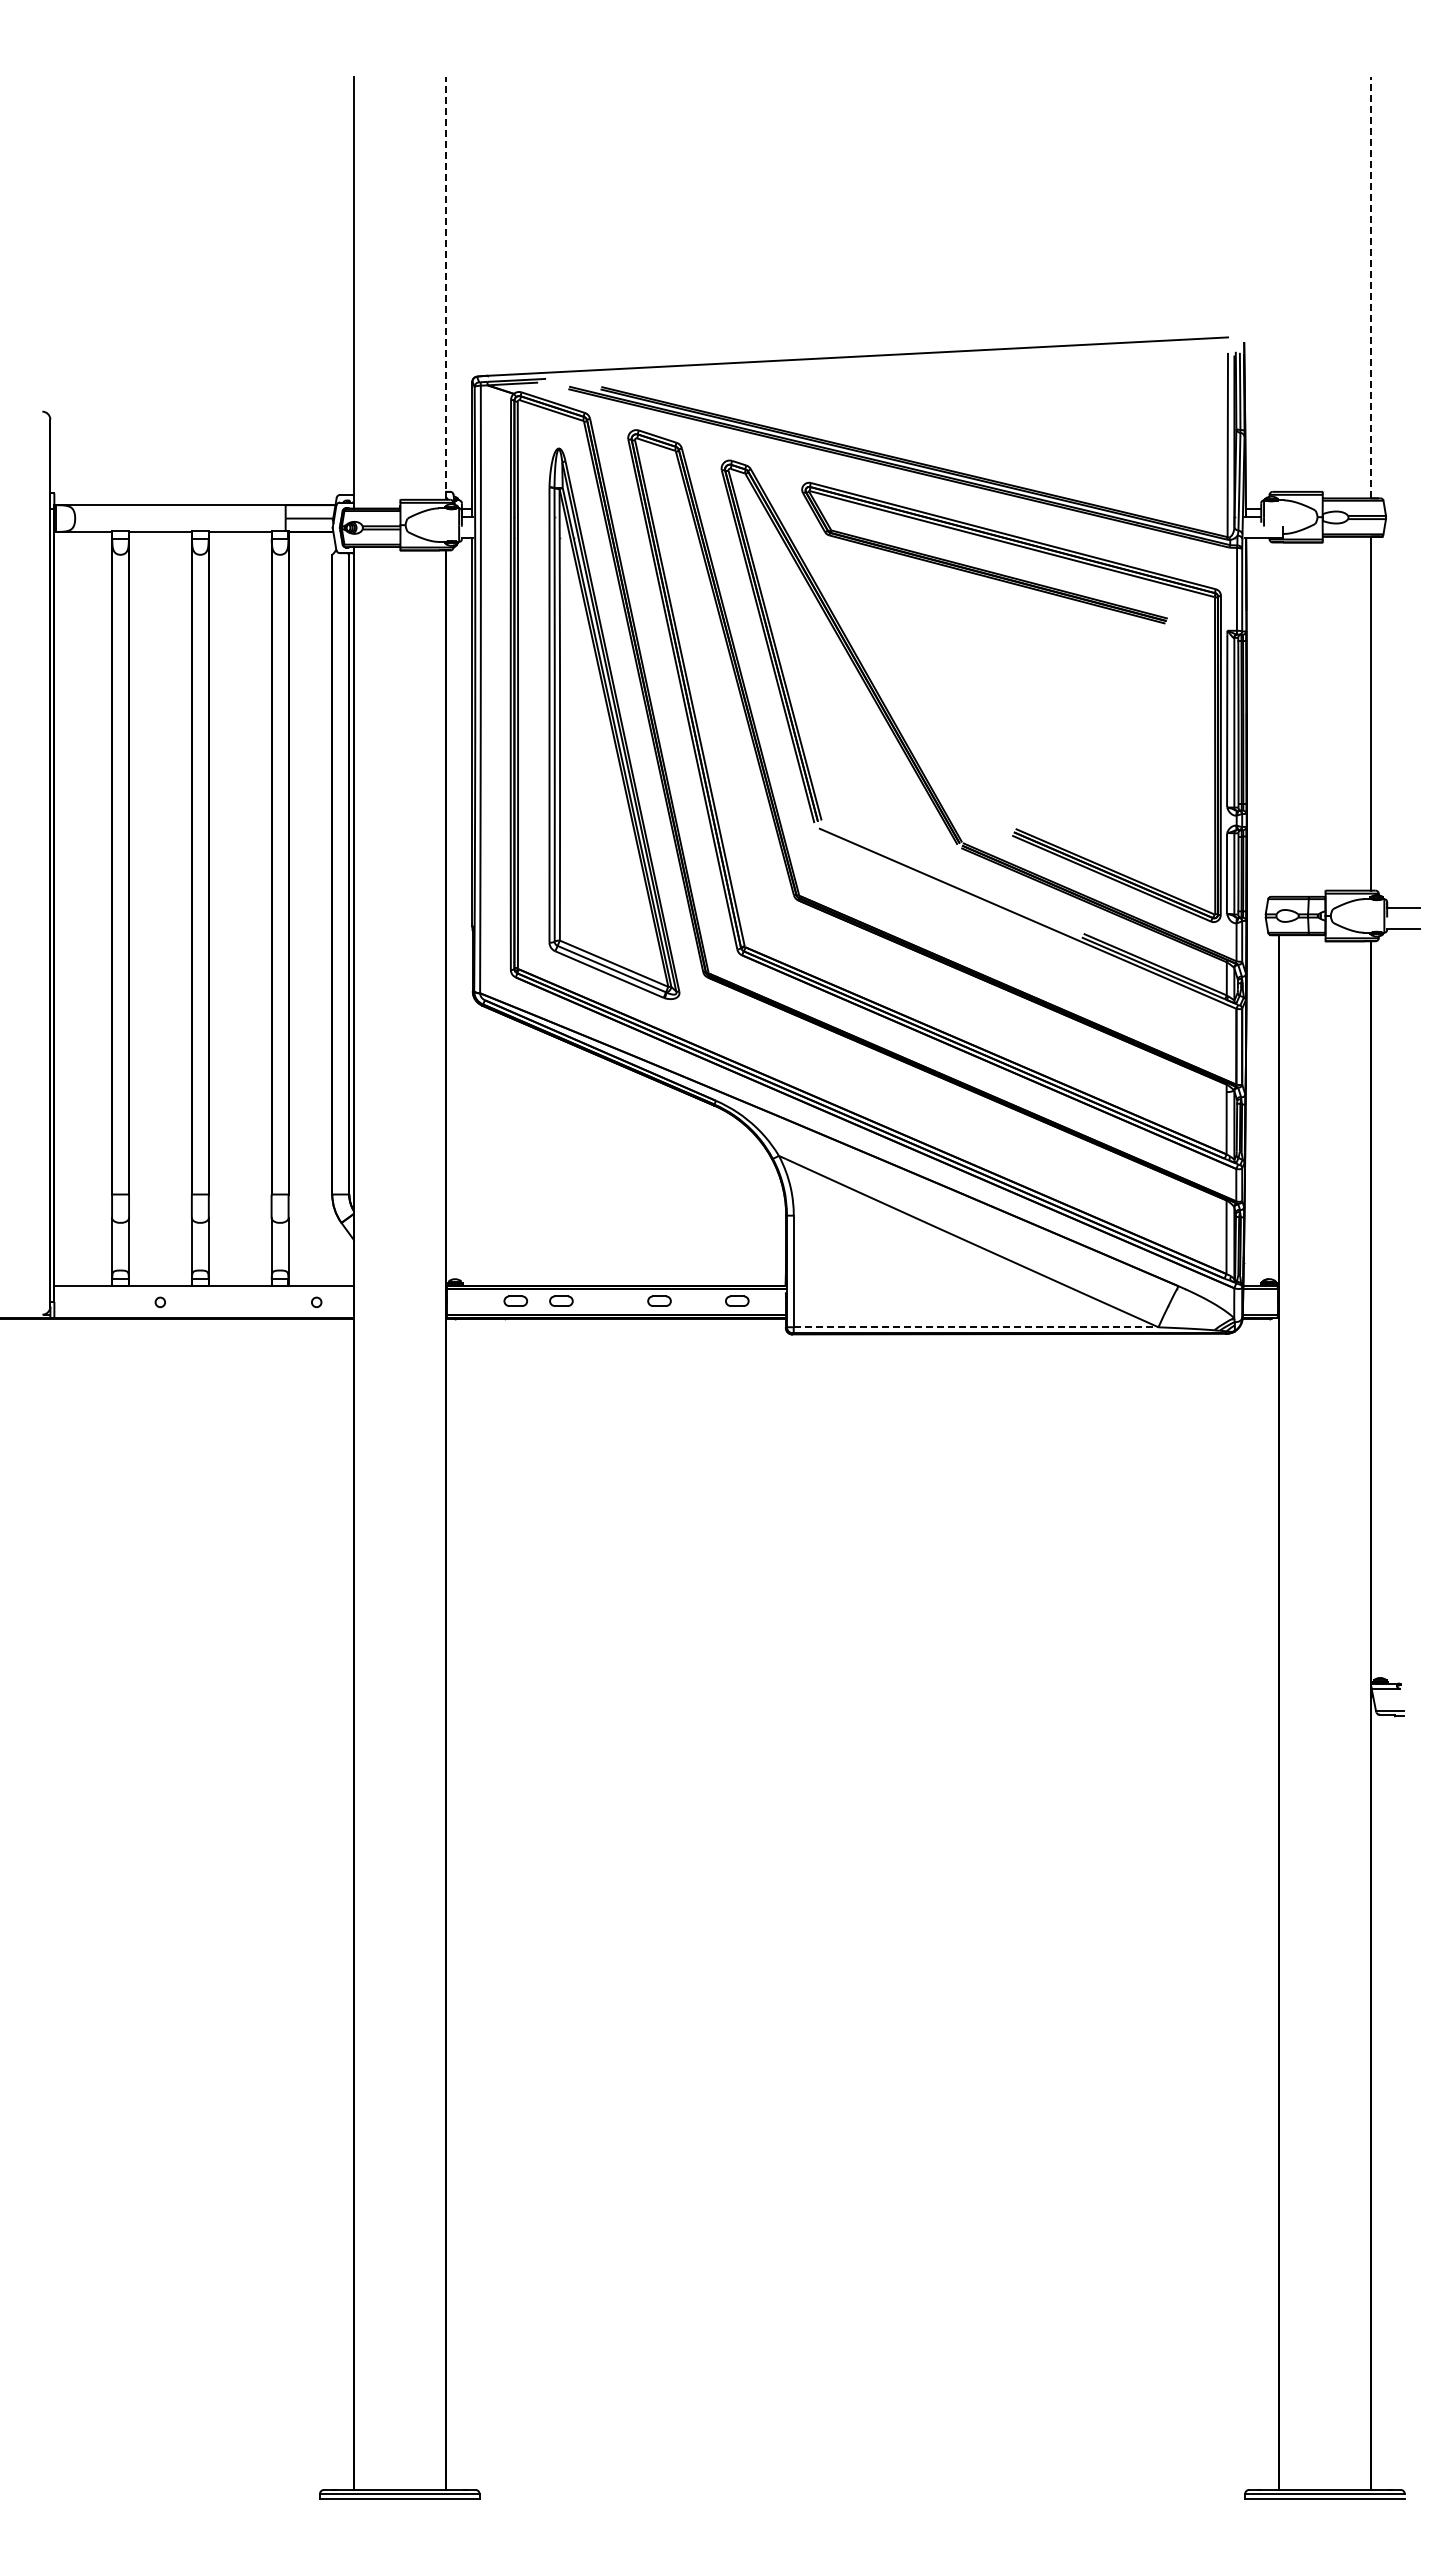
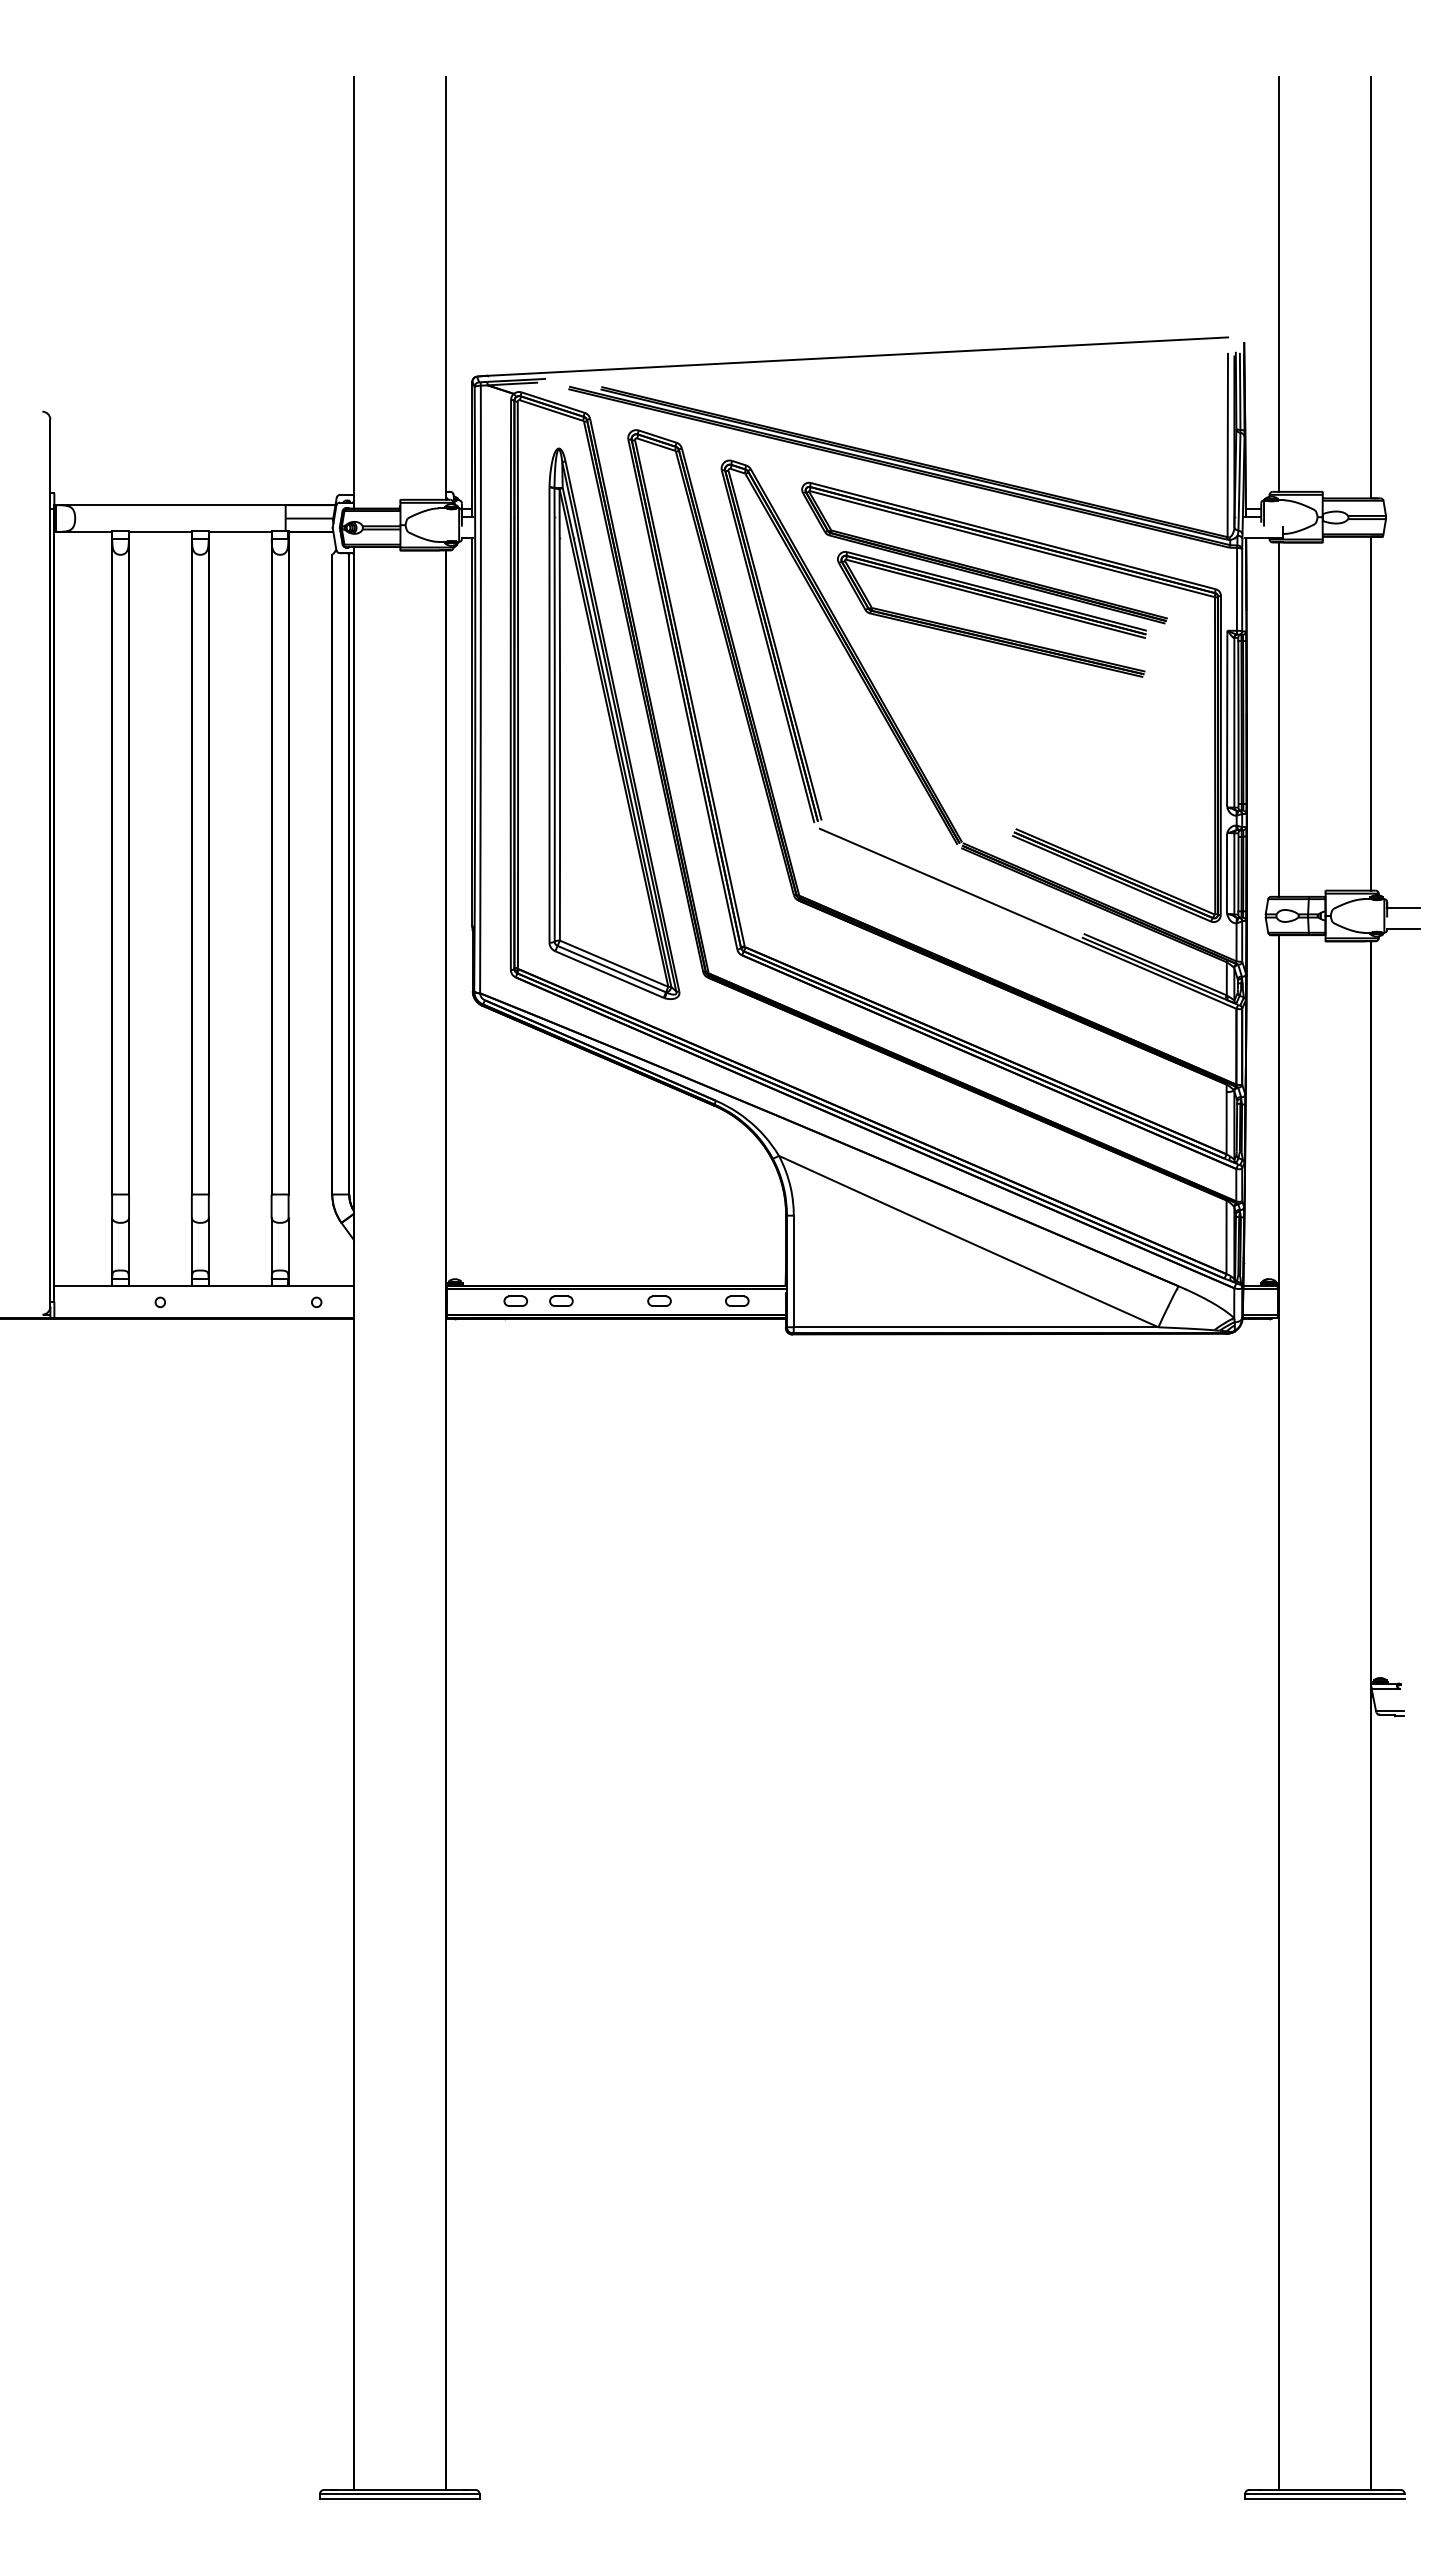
line: none -> present (1279, 284)
line: dashed -> solid (1370, 287)
line: dashed -> solid (445, 288)
part: none -> present (993, 599)
line: none -> present (1279, 719)
line: dashed -> solid (976, 1327)
